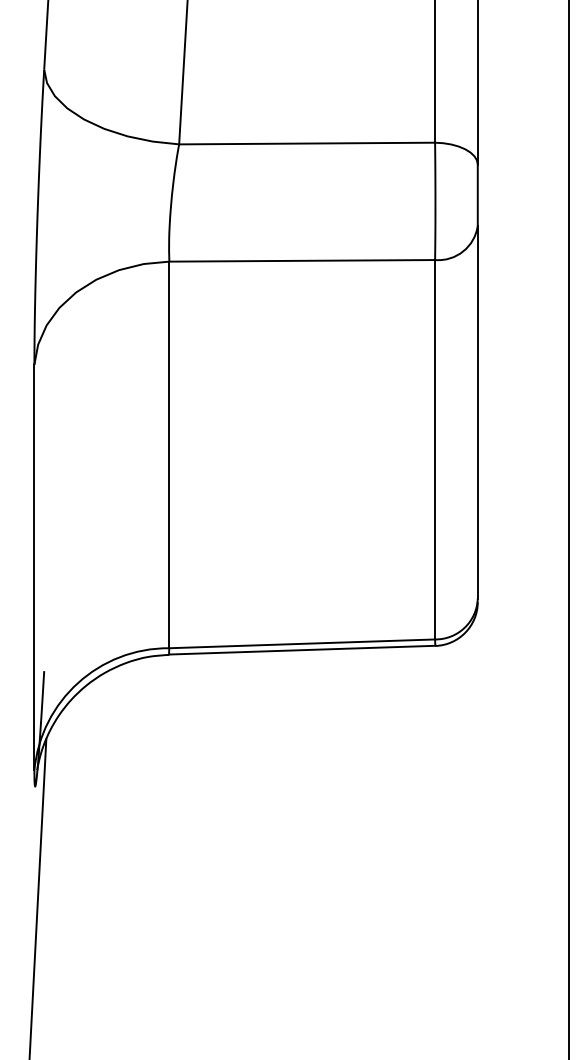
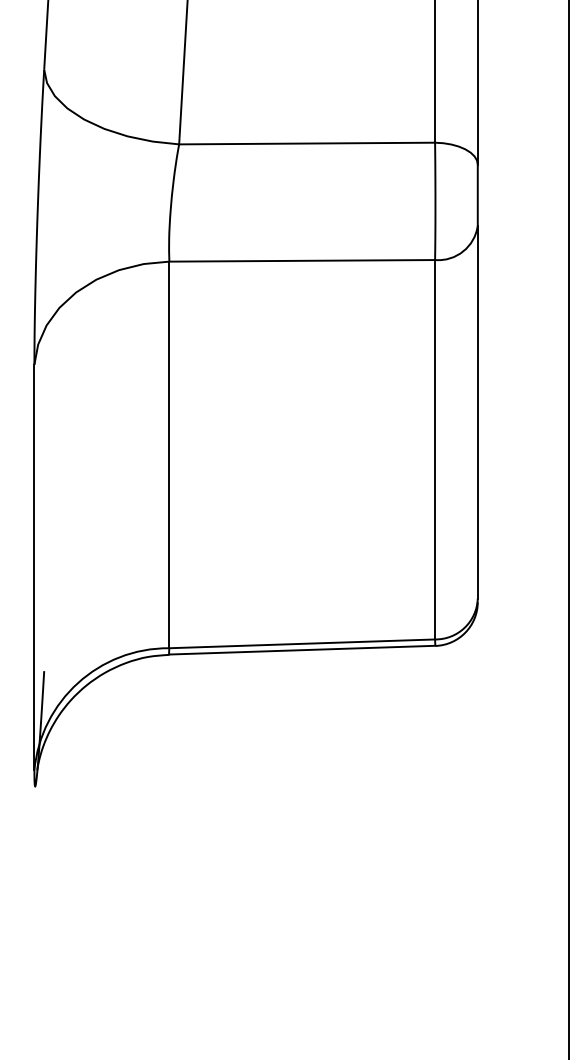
line: present -> none (37, 897)
